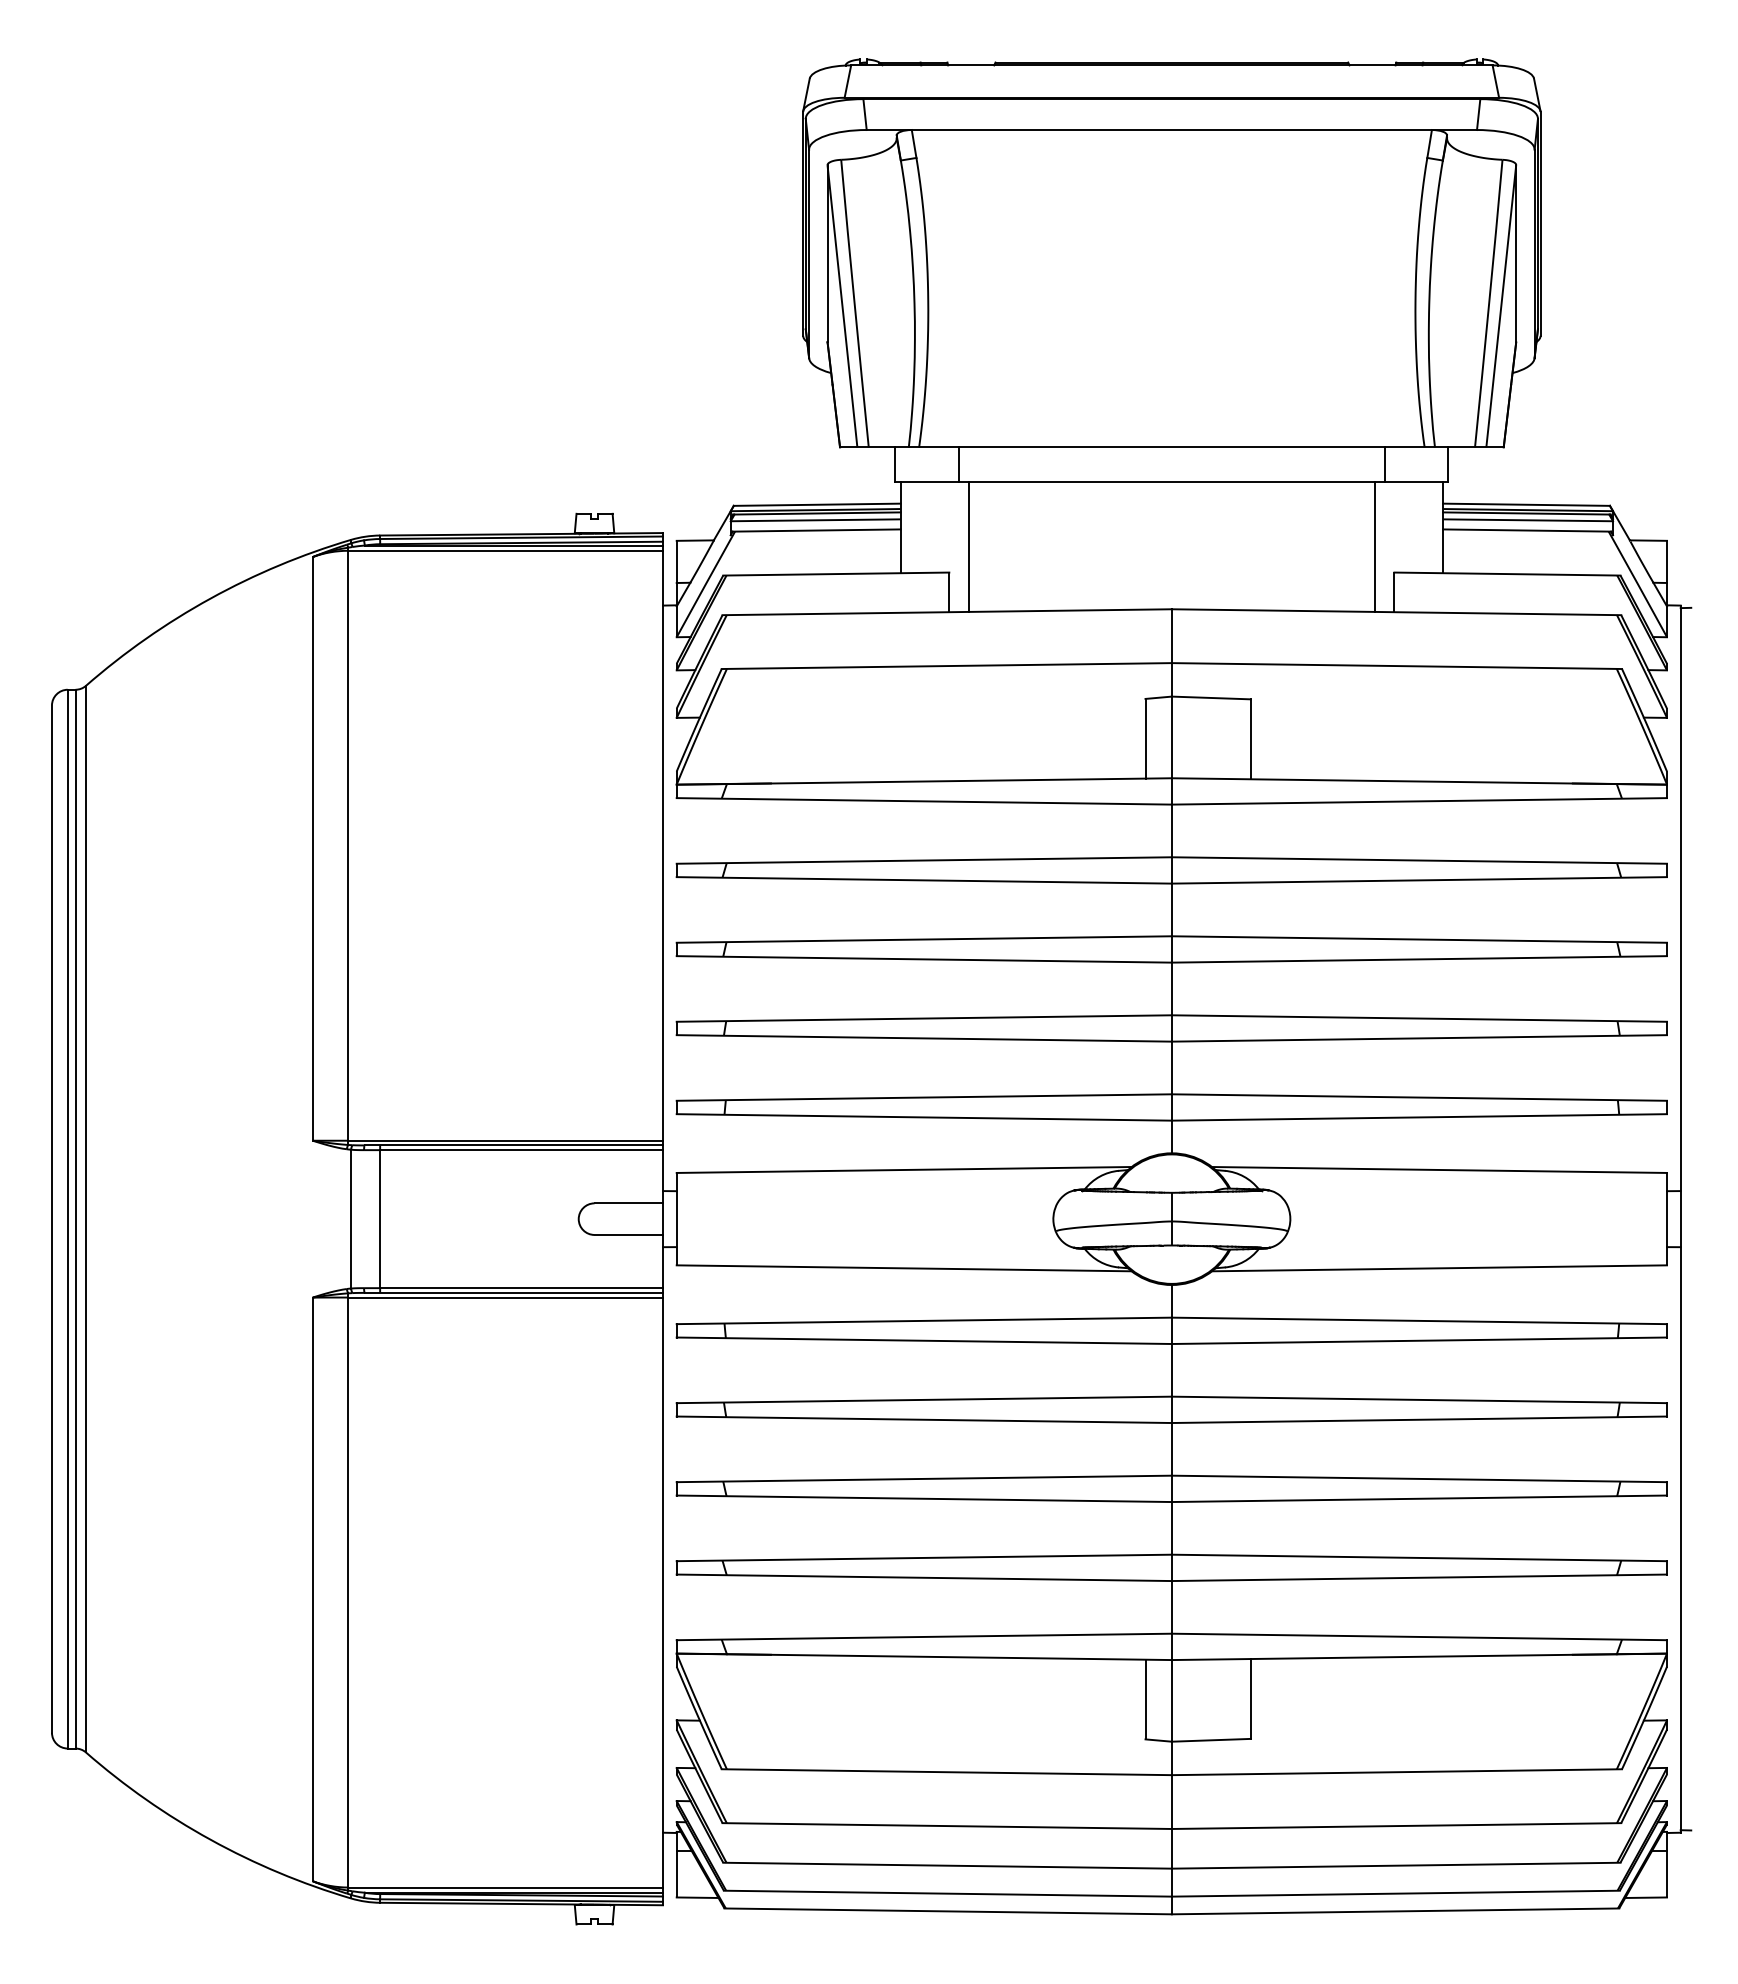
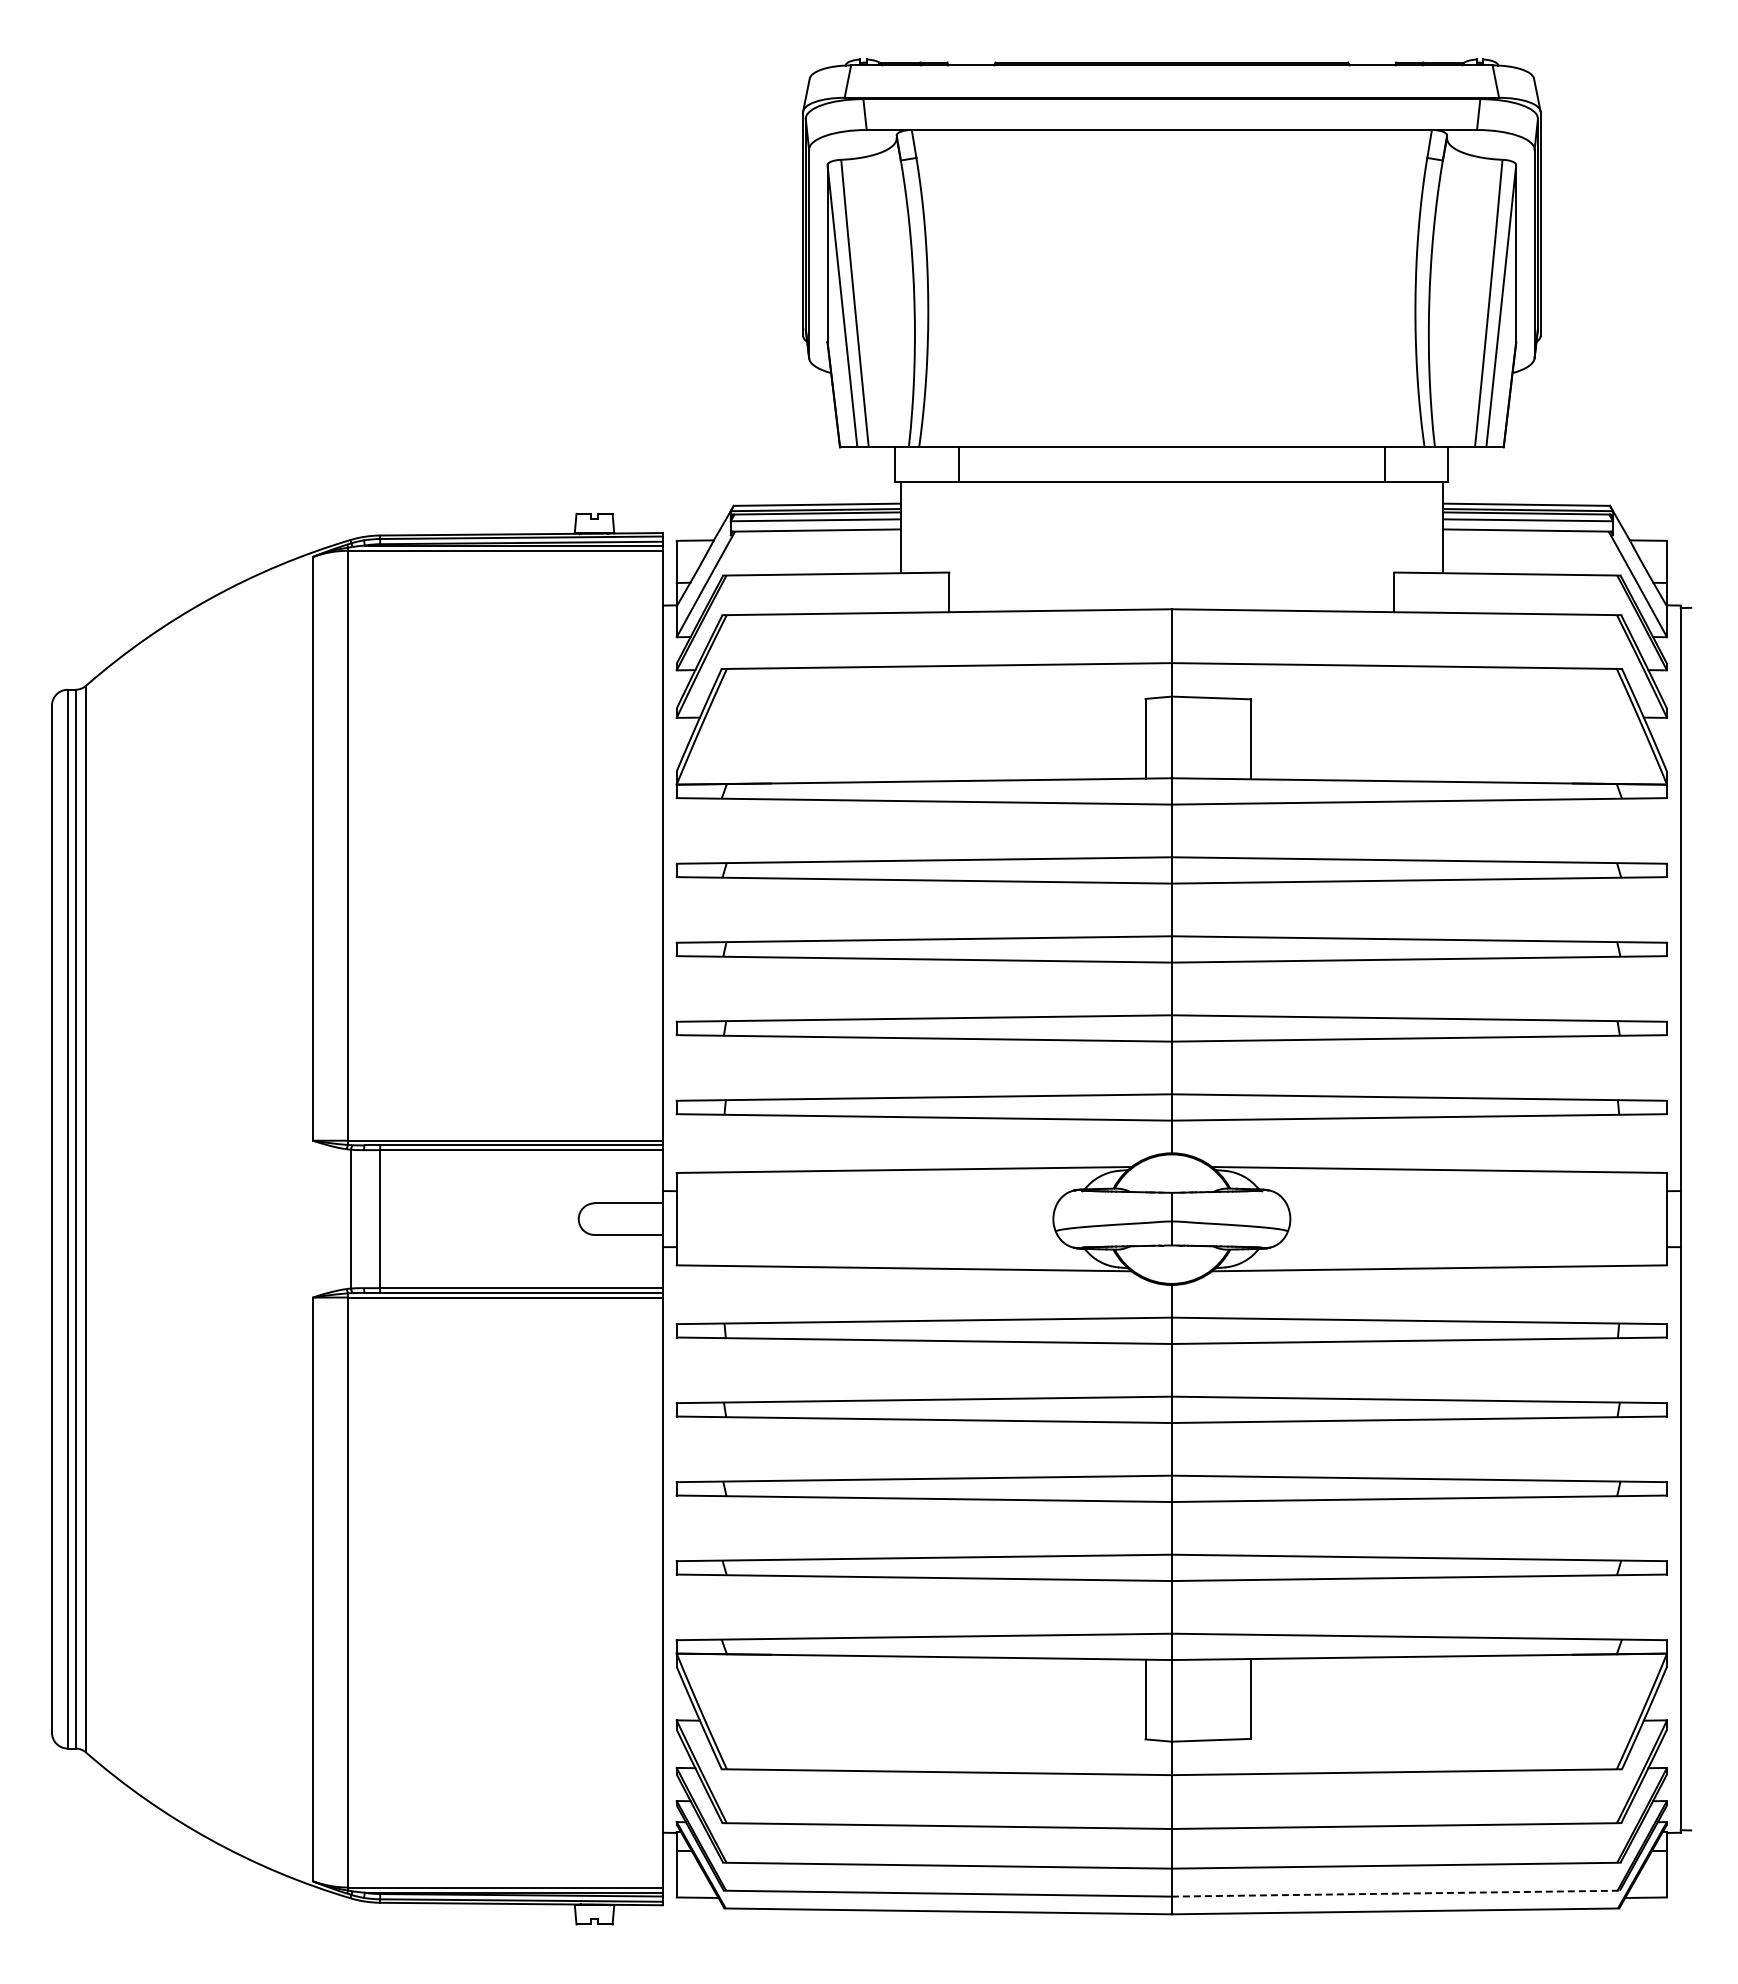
line: present -> none (969, 546)
line: present -> none (1374, 546)
line: solid -> dashed (1396, 1893)
